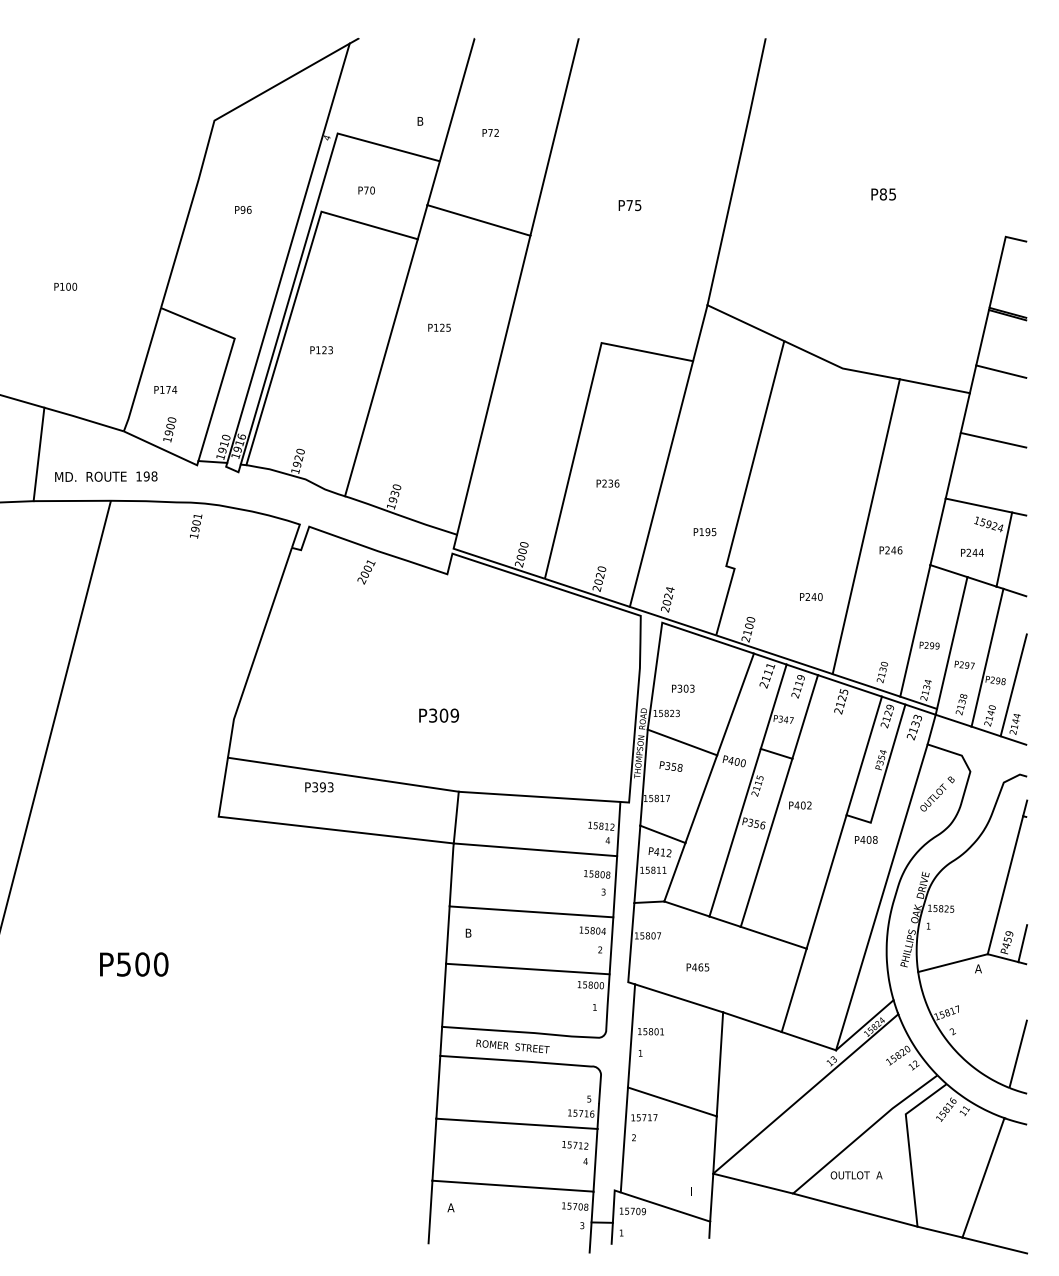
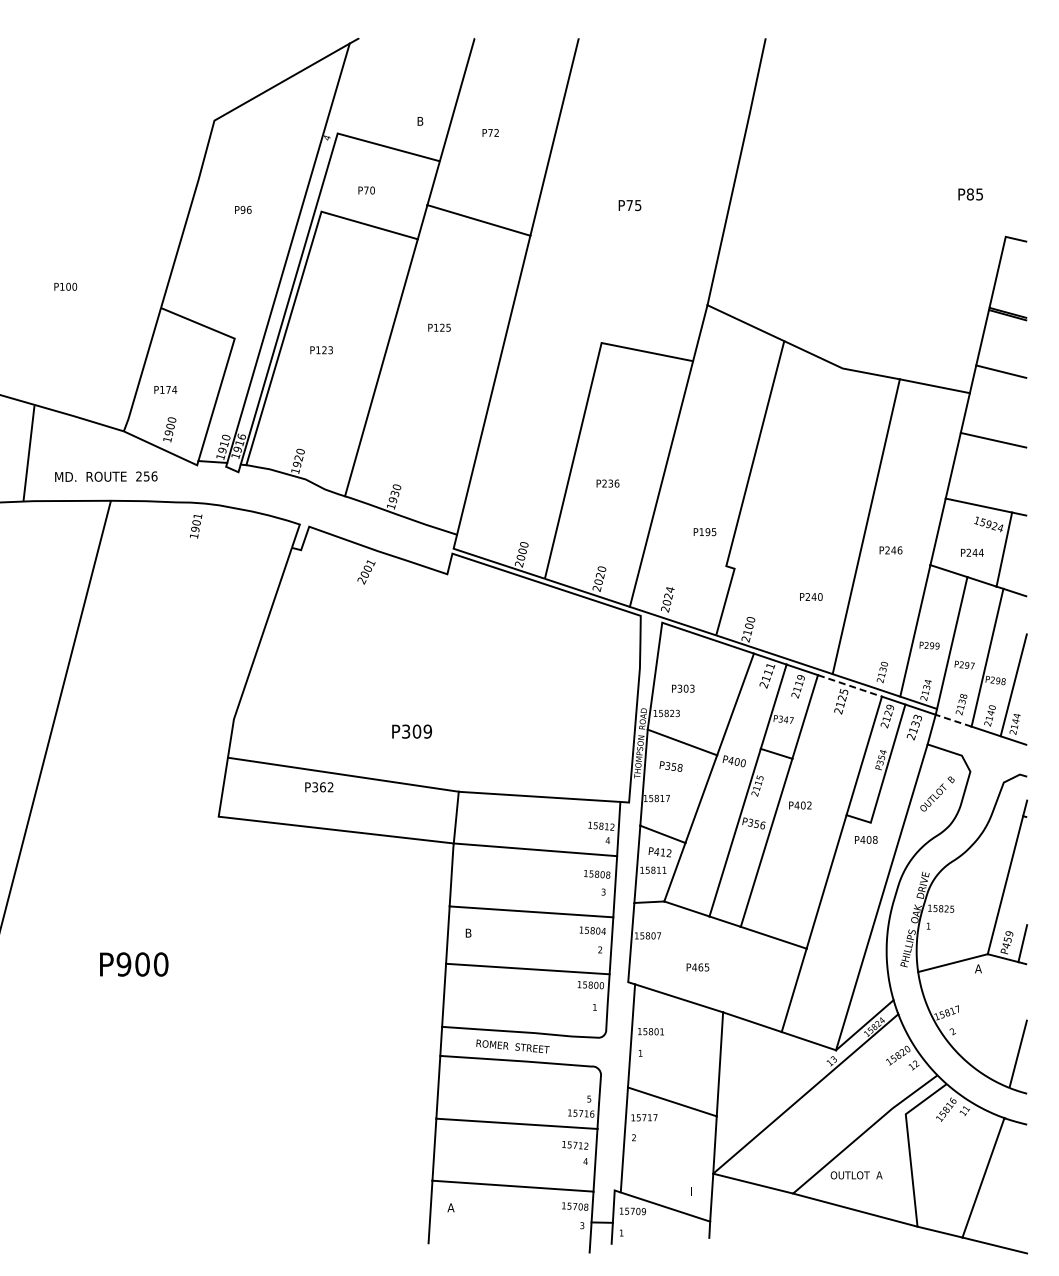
text position: (883, 194) -> (970, 194) (970, 194)
line position: (38, 454) -> (28, 453) (28, 453)
text: 198 -> 256 (146, 476)
line: solid -> dashed (849, 685)
text position: (438, 715) -> (411, 731) (411, 731)
line: solid -> dashed (952, 720)
text: P393 -> P362 (326, 787)
text: P500 -> P900 (123, 964)
